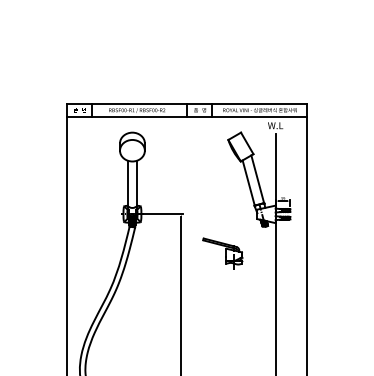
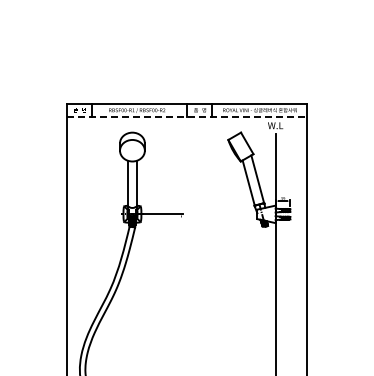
line: solid -> dashed (187, 116)
part: present -> none (222, 253)
line: present -> none (181, 294)
